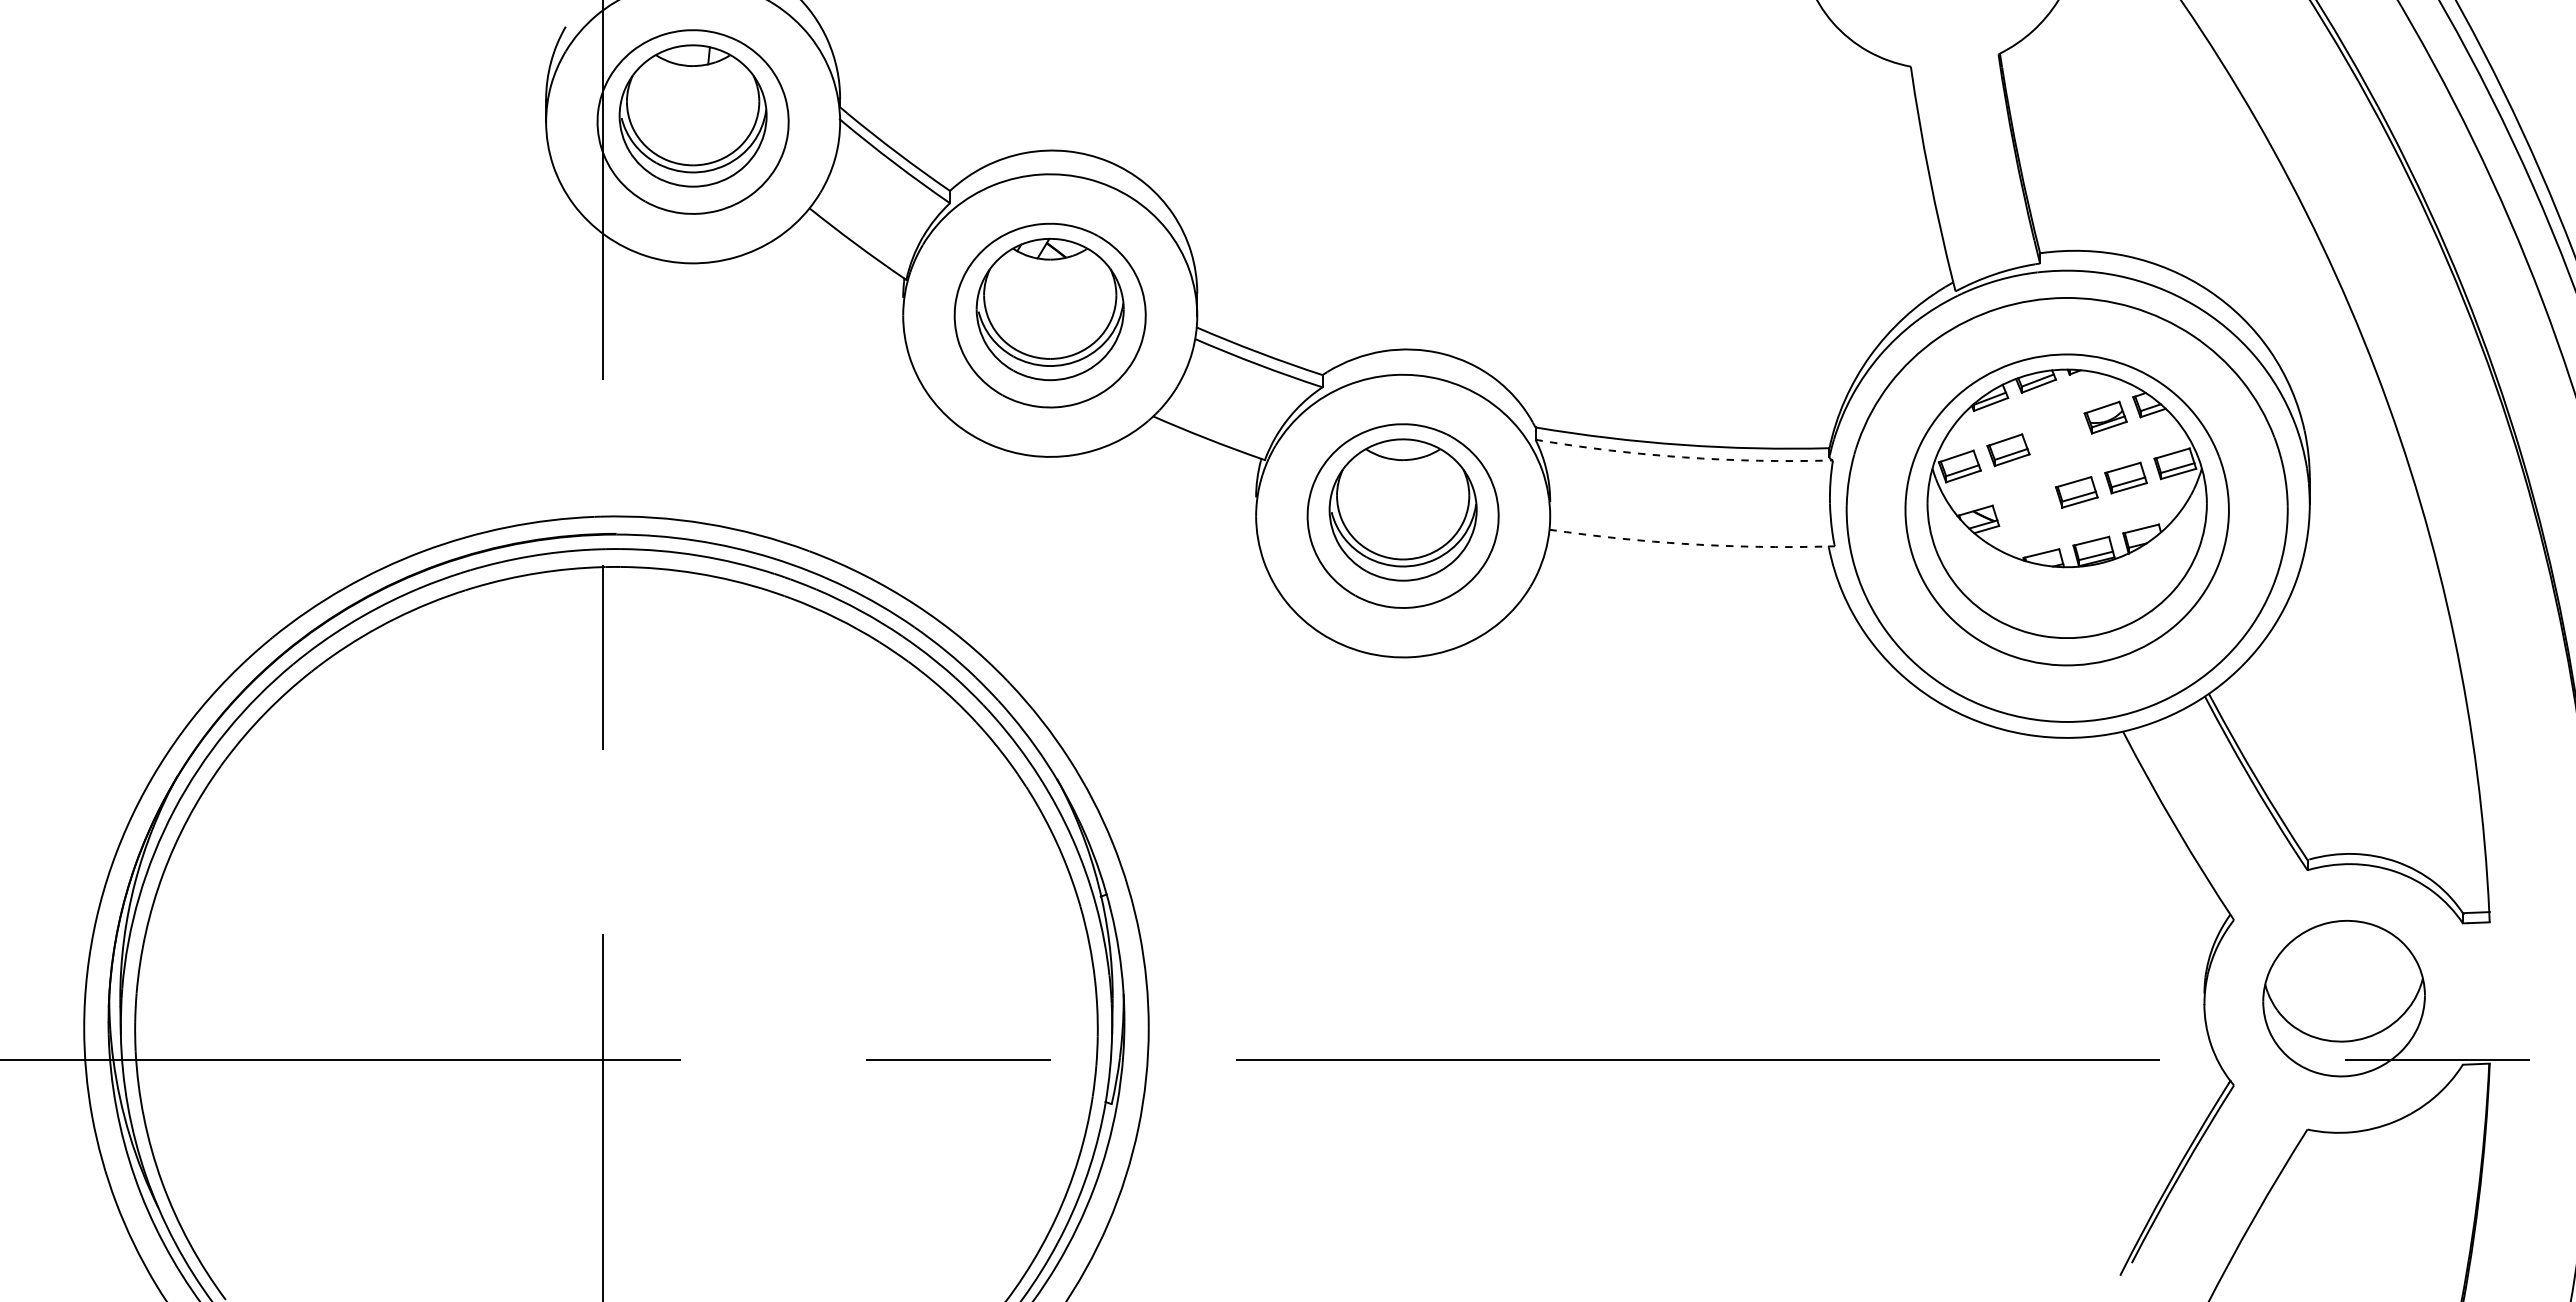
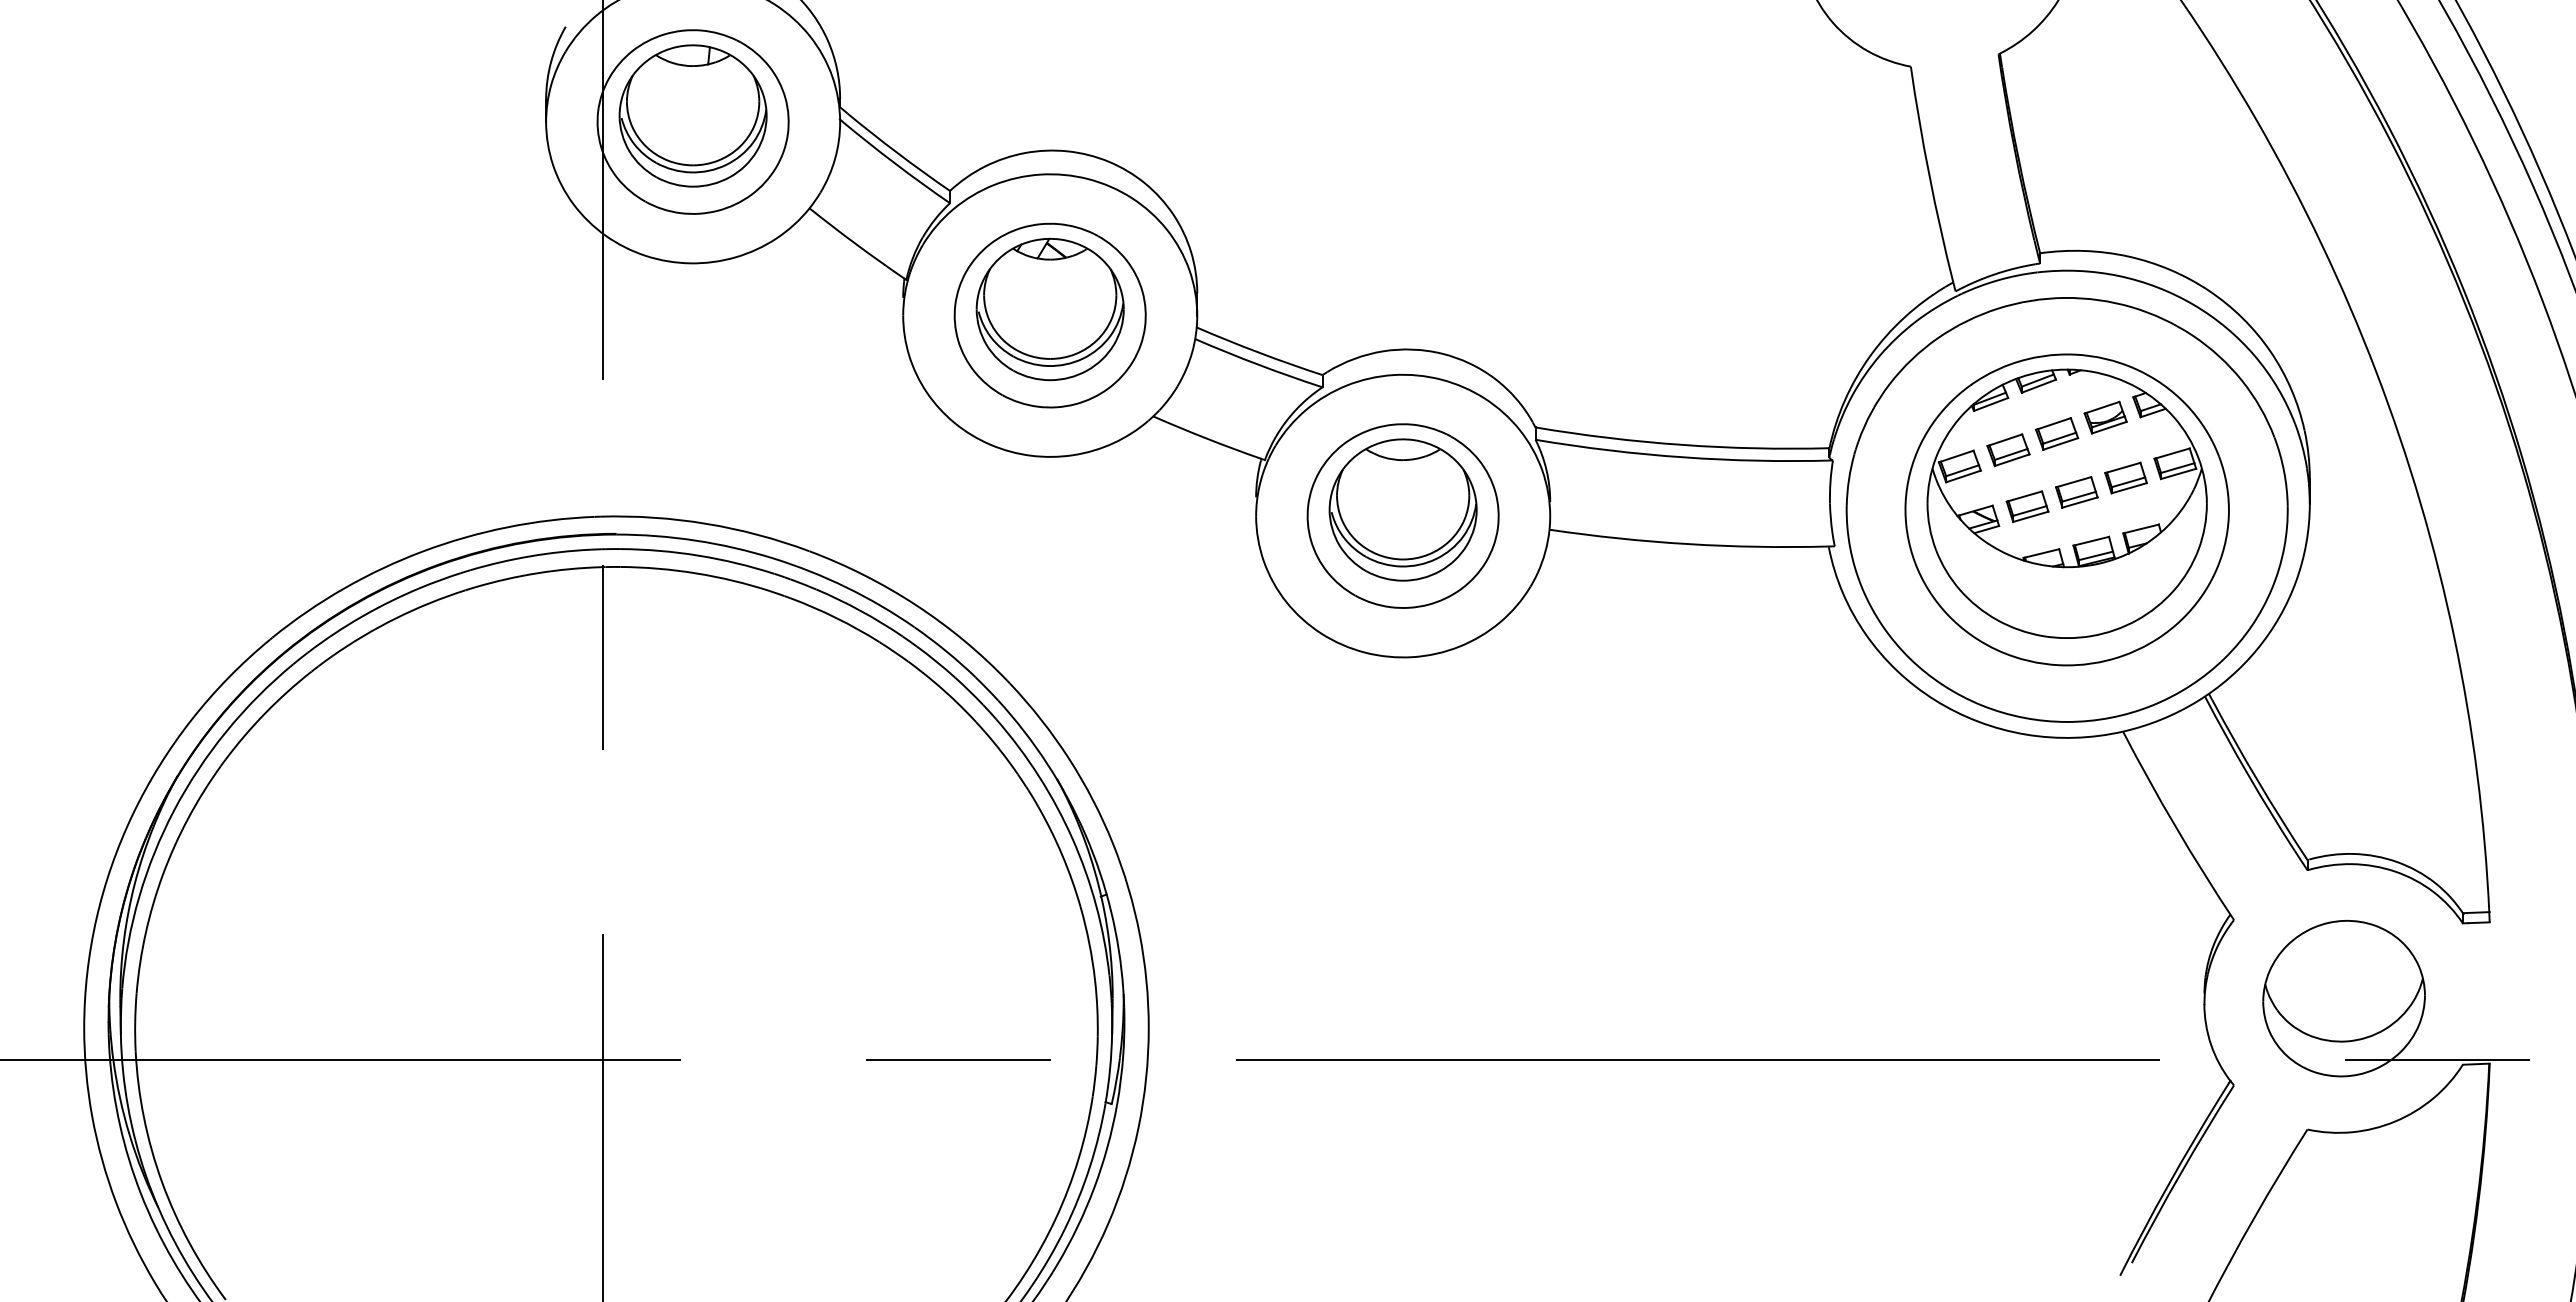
part: none -> present (2057, 433)
arc: dashed -> solid (1683, 457)
part: none -> present (2027, 506)
arc: dashed -> solid (1688, 544)
